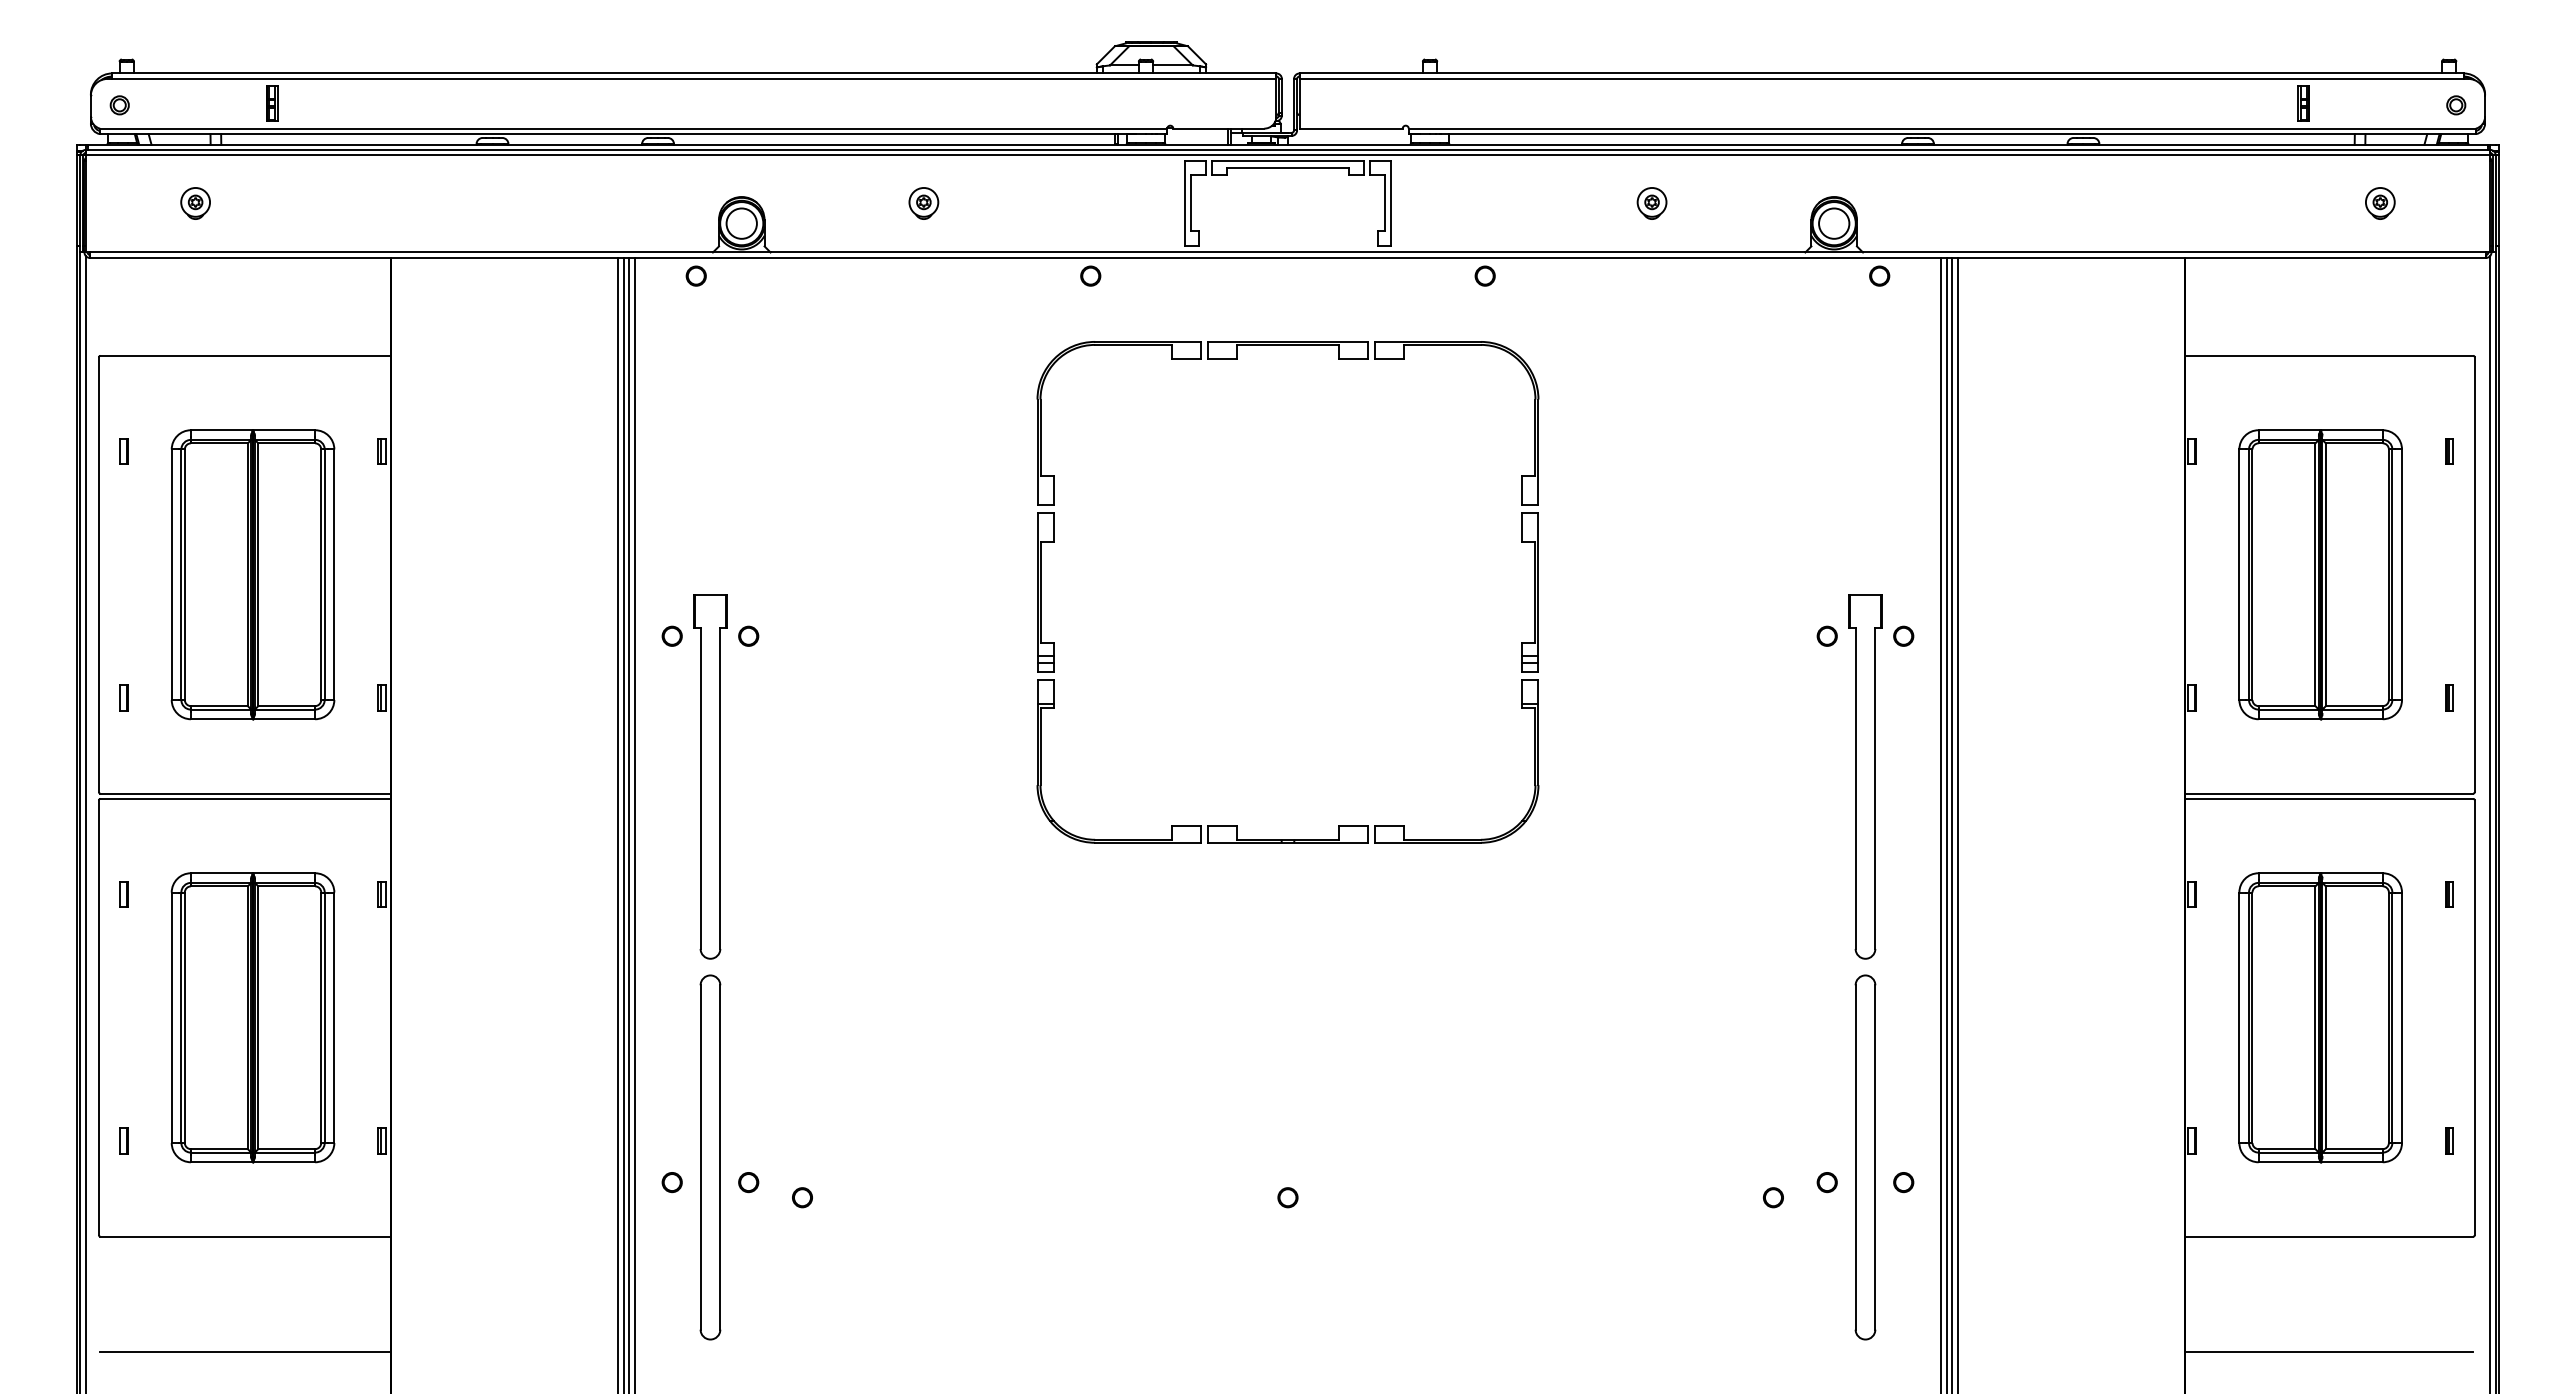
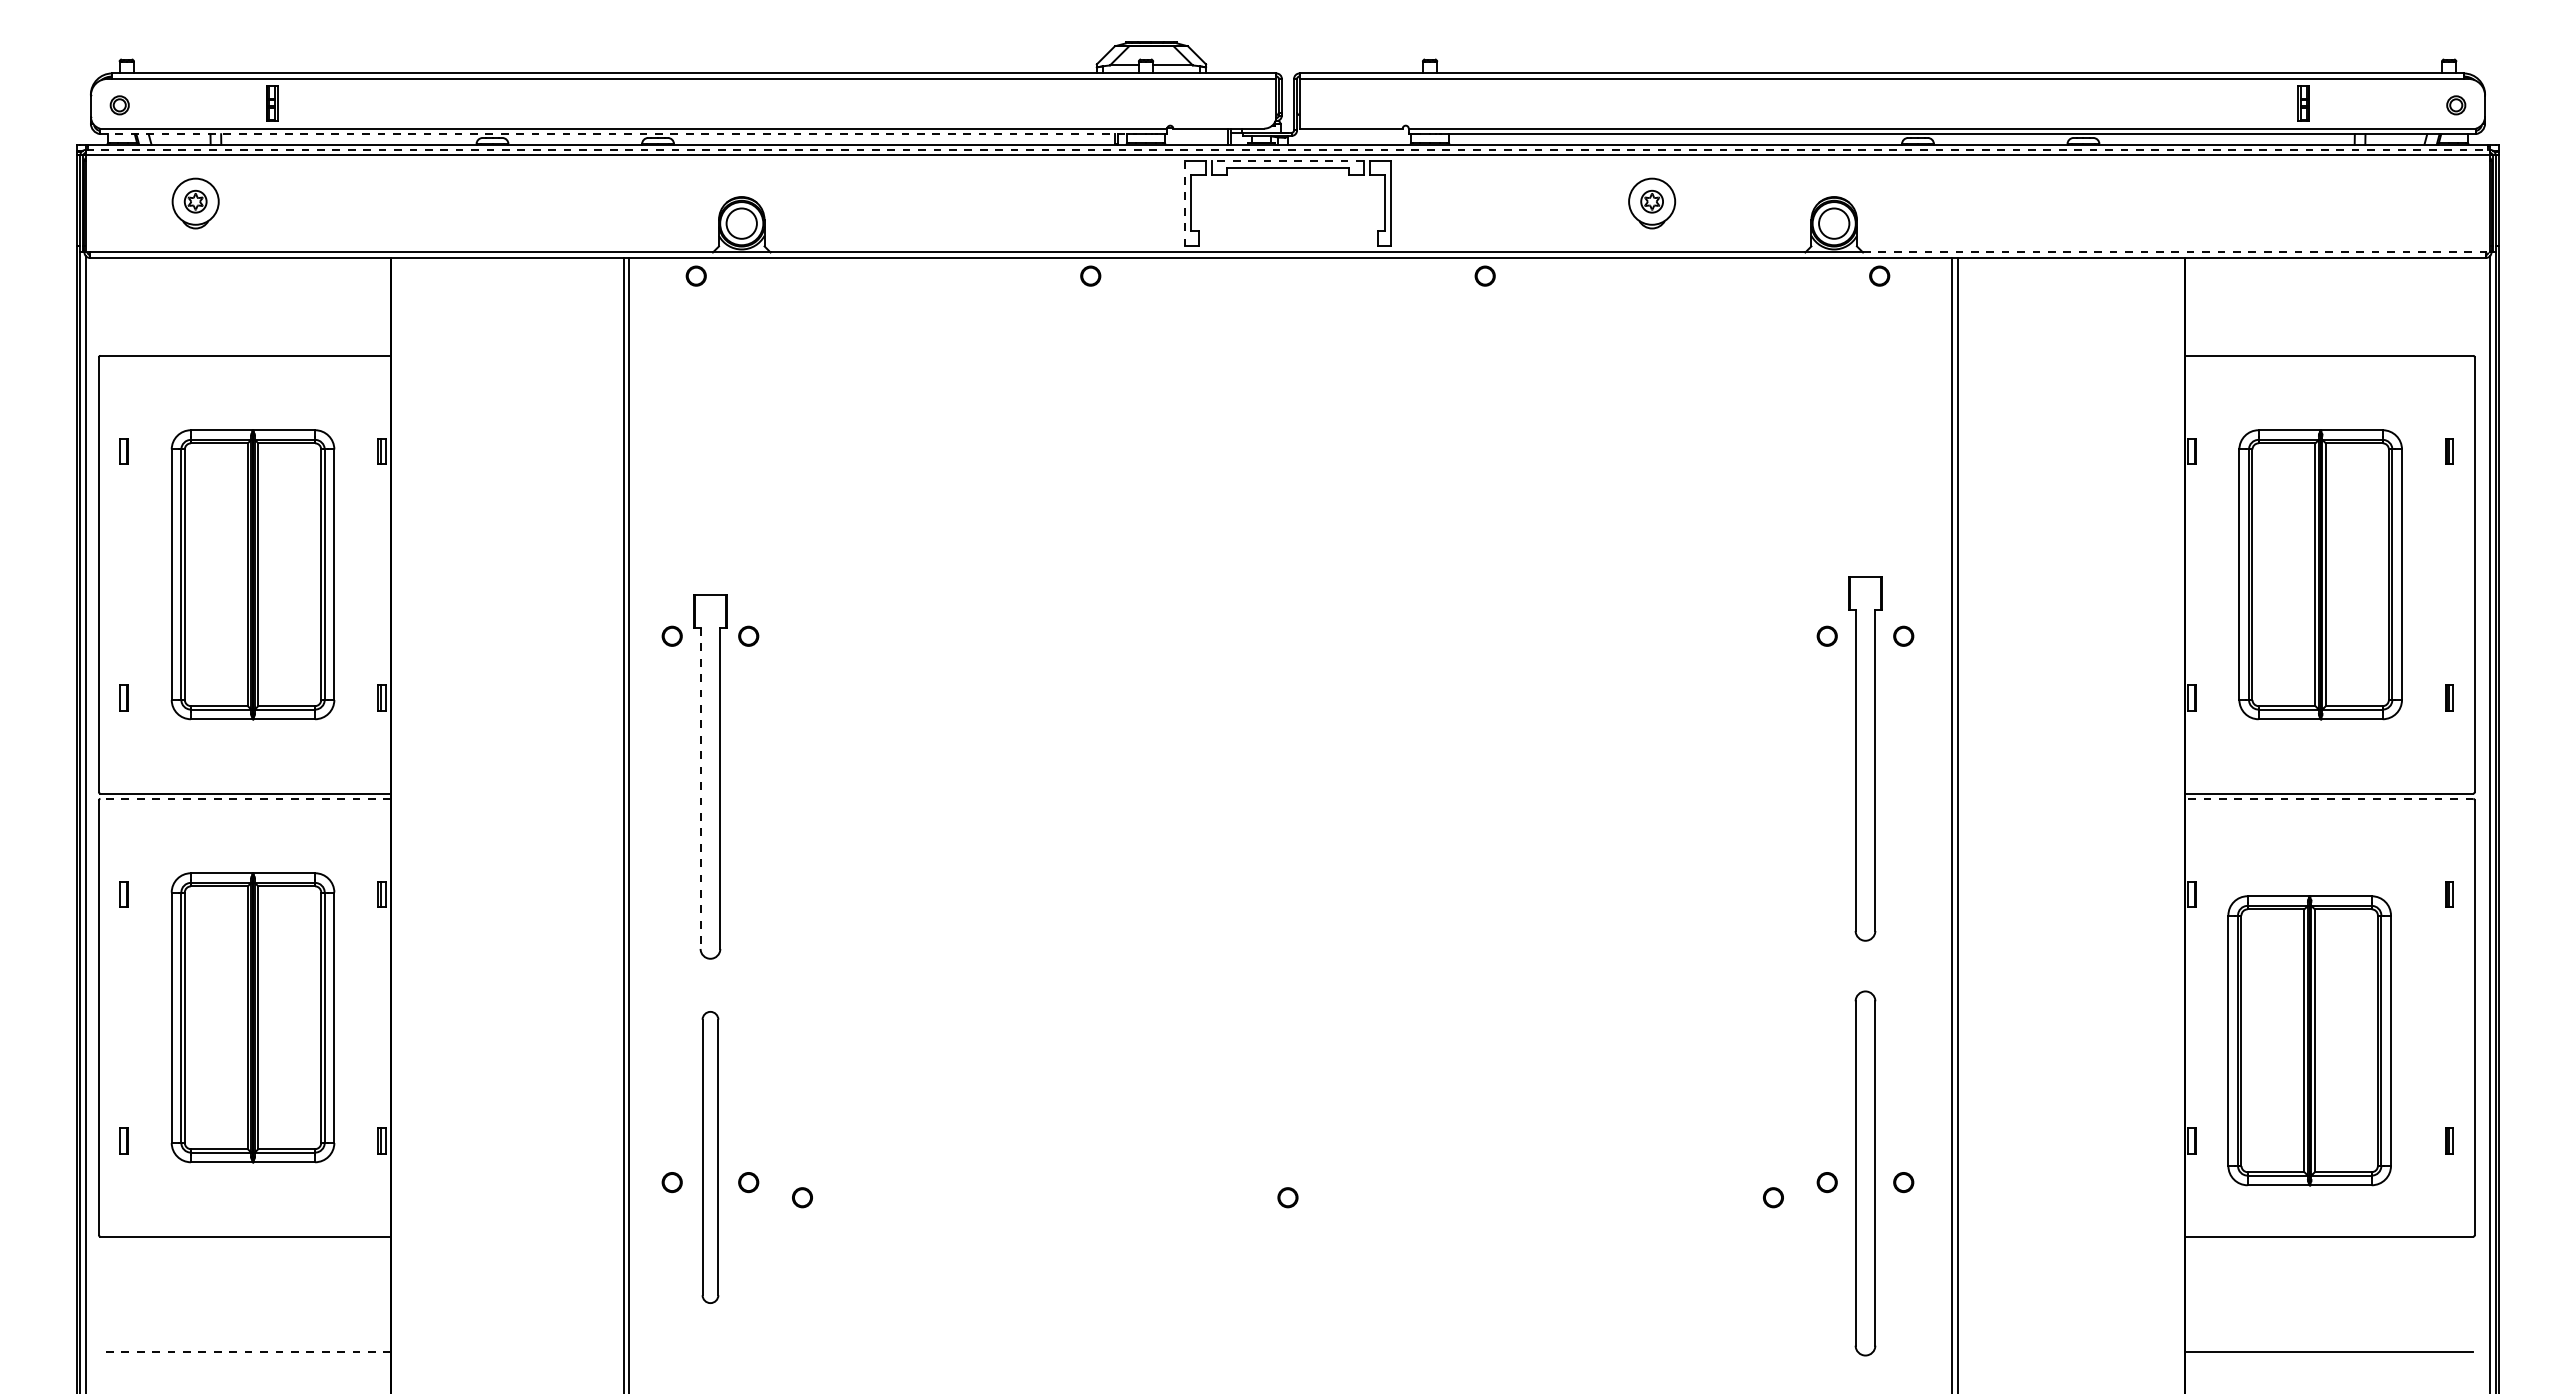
line: solid -> dashed (618, 134)
line: solid -> dashed (1288, 149)
line: solid -> dashed (1287, 161)
part size: 31x33 px -> 49x53 px (195, 203)
part: present -> none (923, 203)
line: solid -> dashed (1184, 203)
part size: 32x33 px -> 49x53 px (1652, 203)
part: present -> none (2380, 203)
line: solid -> dashed (2176, 252)
part: present -> none (1237, 359)
part position: (1865, 776) -> (1865, 758) (1865, 758)
line: solid -> dashed (700, 788)
line: solid -> dashed (245, 798)
line: solid -> dashed (2328, 798)
line: present -> none (617, 823)
line: present -> none (634, 823)
line: present -> none (1941, 823)
line: present -> none (1946, 823)
part position: (2320, 1017) -> (2309, 1040) (2309, 1040)
part size: 23x367 px -> 19x293 px (710, 1157)
part position: (1865, 1157) -> (1865, 1173) (1865, 1173)
line: solid -> dashed (245, 1352)
